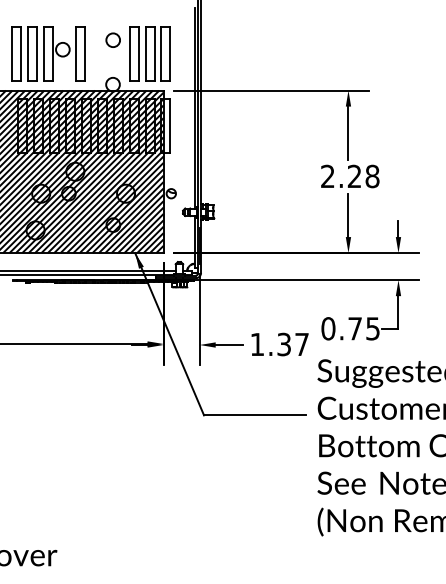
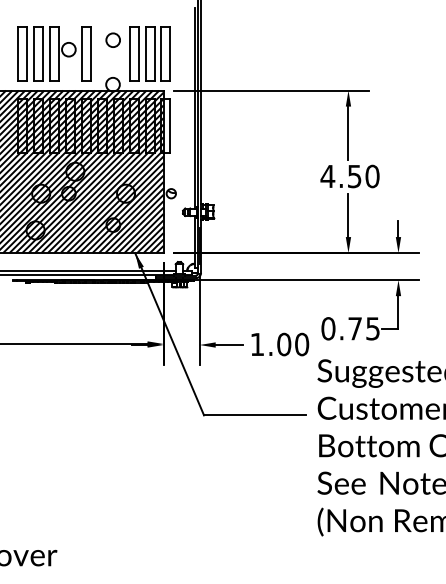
part position: (48, 53) -> (54, 53) (54, 53)
text: 2.28 -> 4.50 (349, 176)
text: 1.37 -> 1.00 (293, 344)
